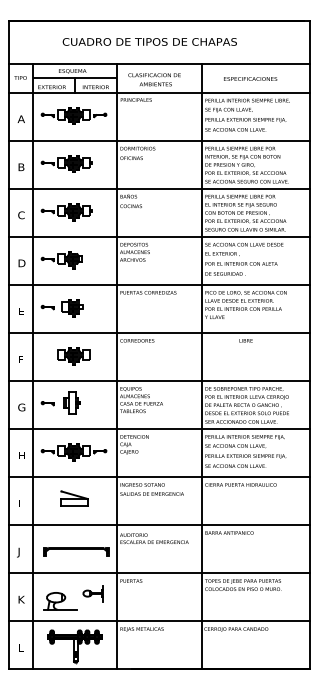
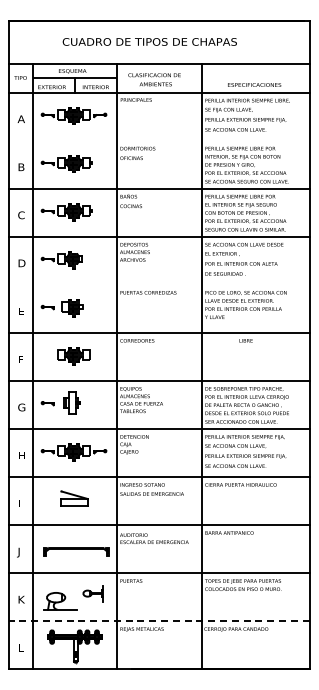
text position: (250, 78) -> (254, 84) (254, 84)
line: present -> none (159, 140)
line: present -> none (159, 284)
line: solid -> dashed (159, 621)
